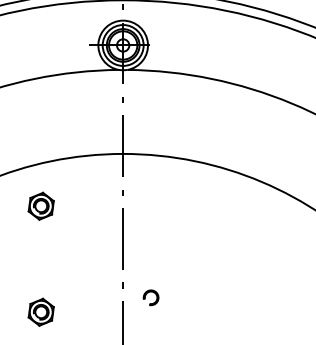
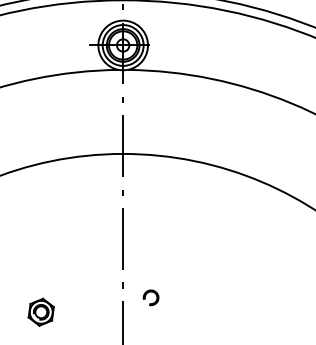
part: present -> none (40, 205)
